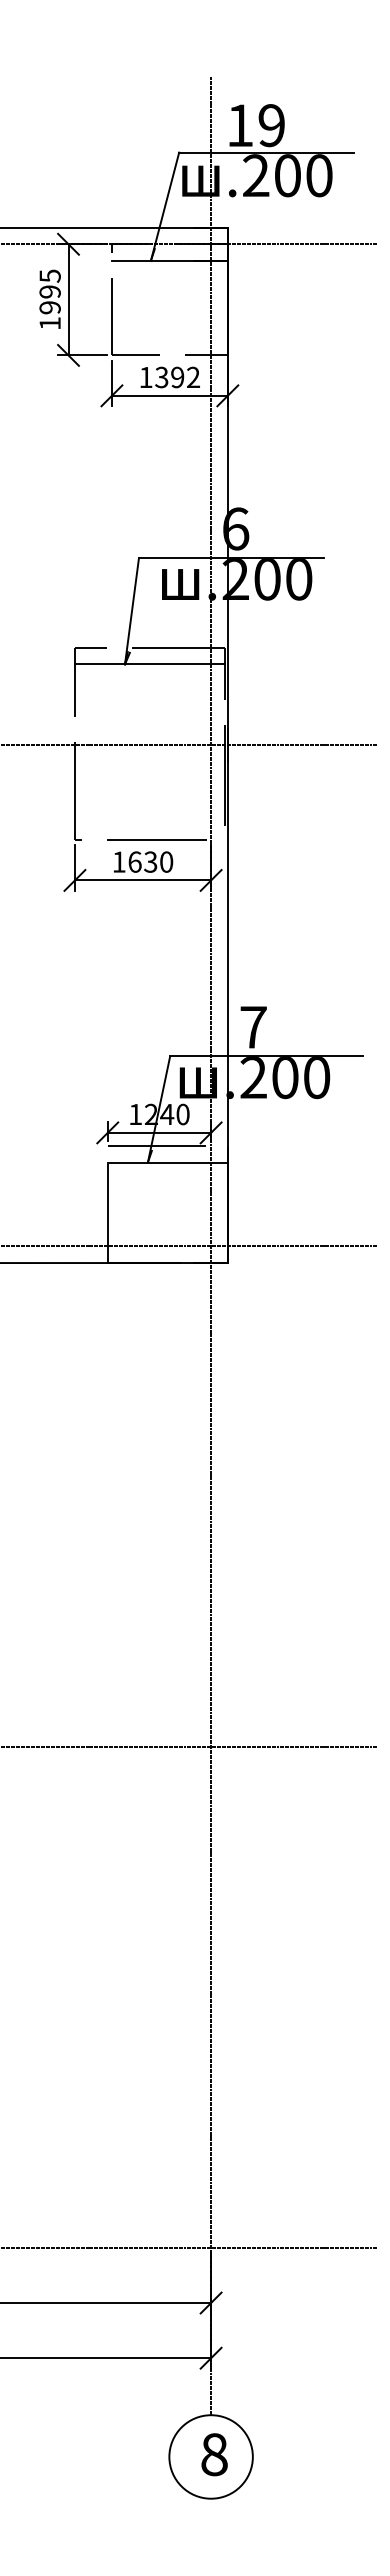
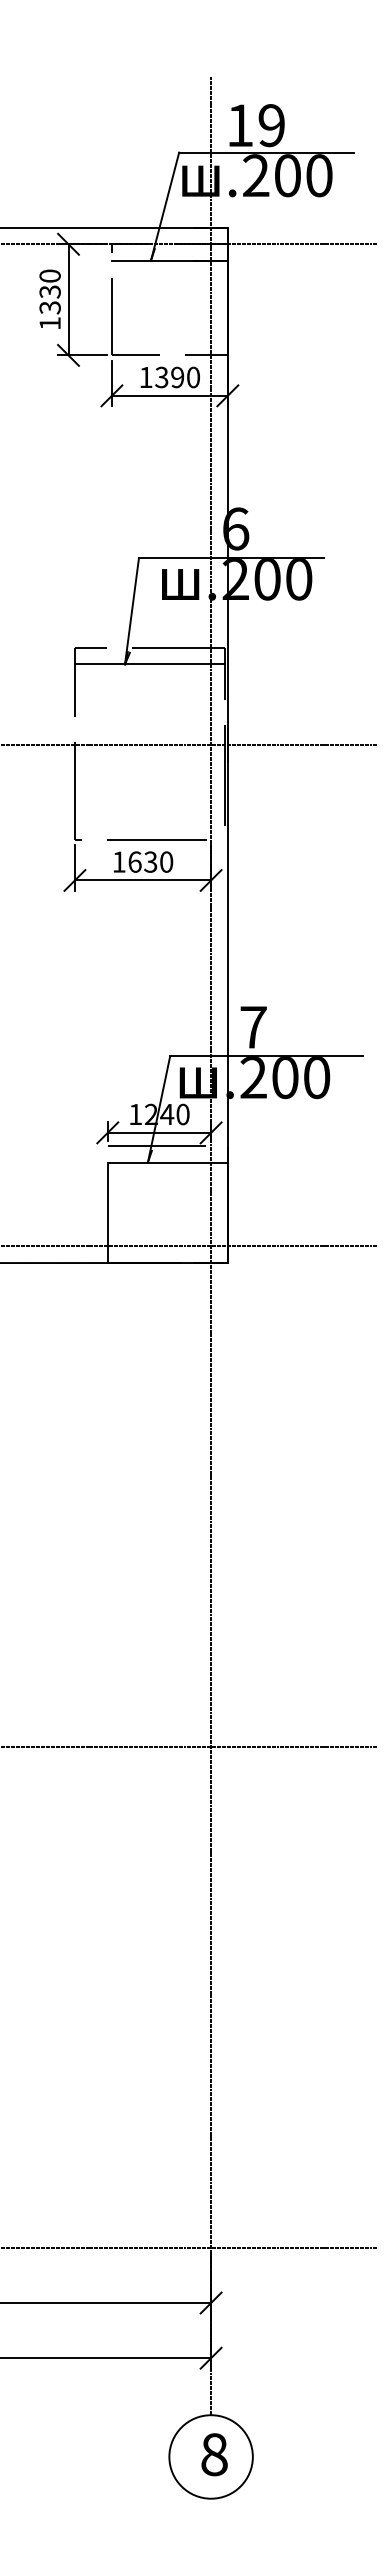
text: 1995 -> 1330 (49, 291)
text: 1392 -> 1390 (193, 377)
